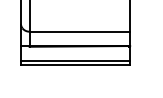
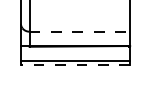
line: solid -> dashed (80, 31)
line: solid -> dashed (75, 65)
